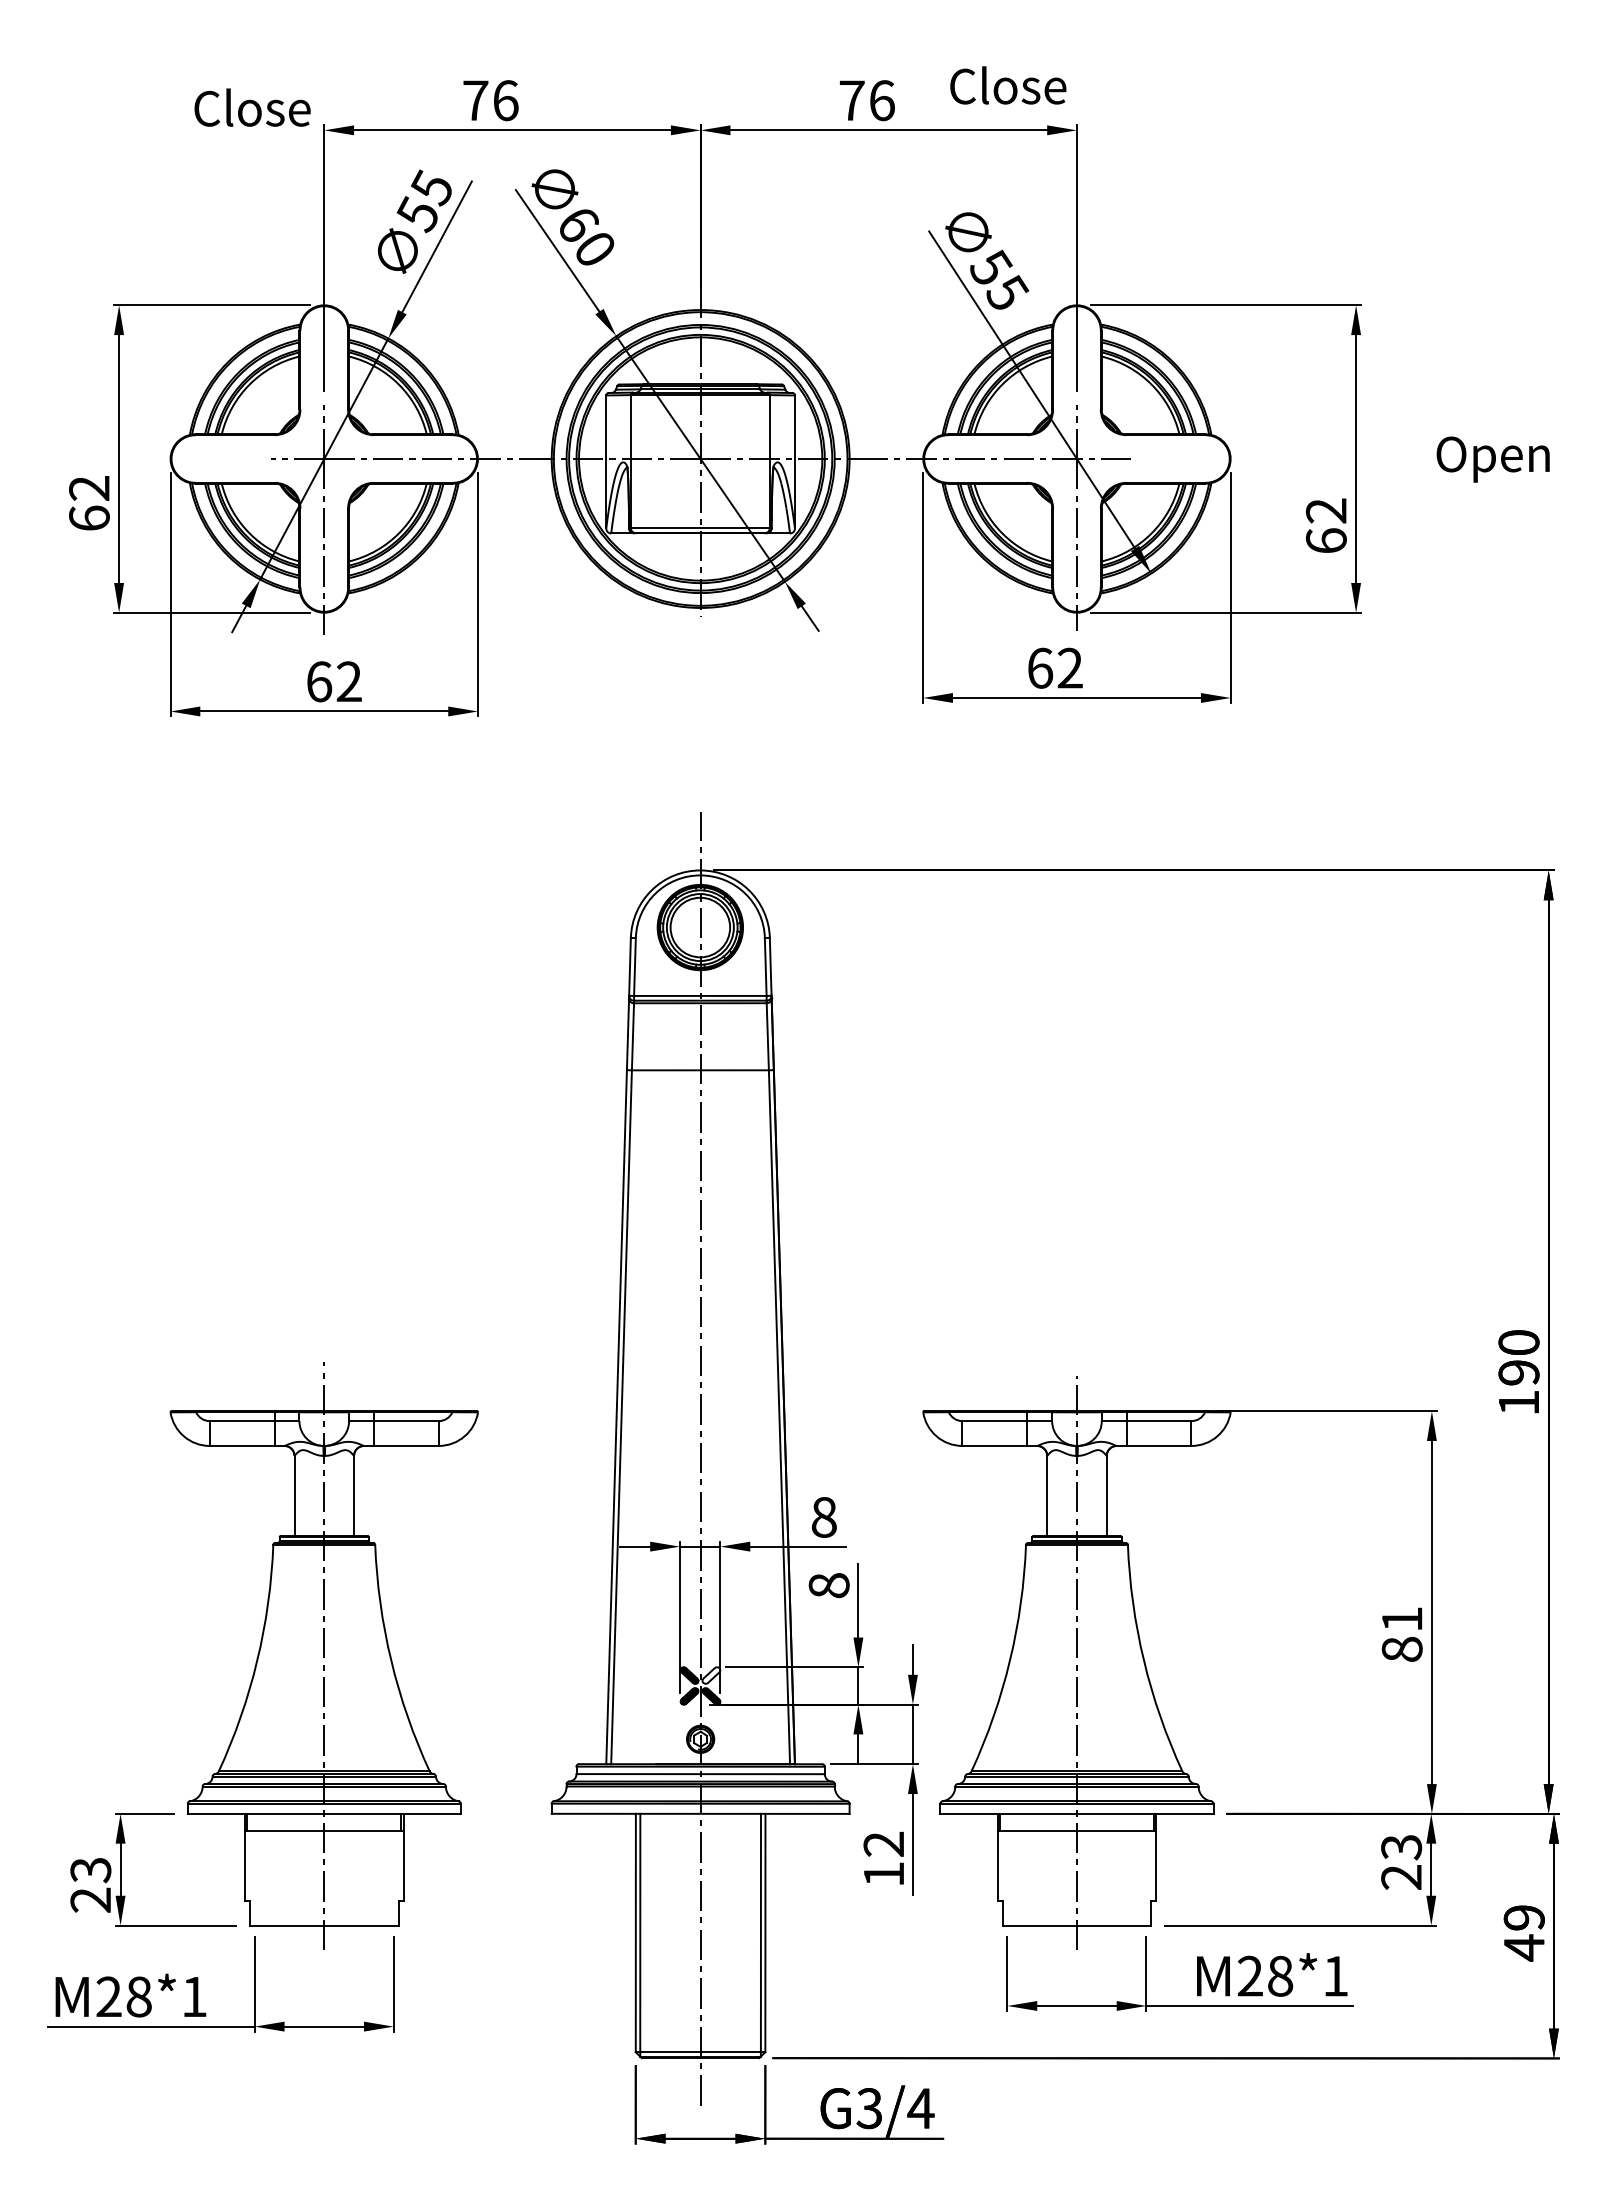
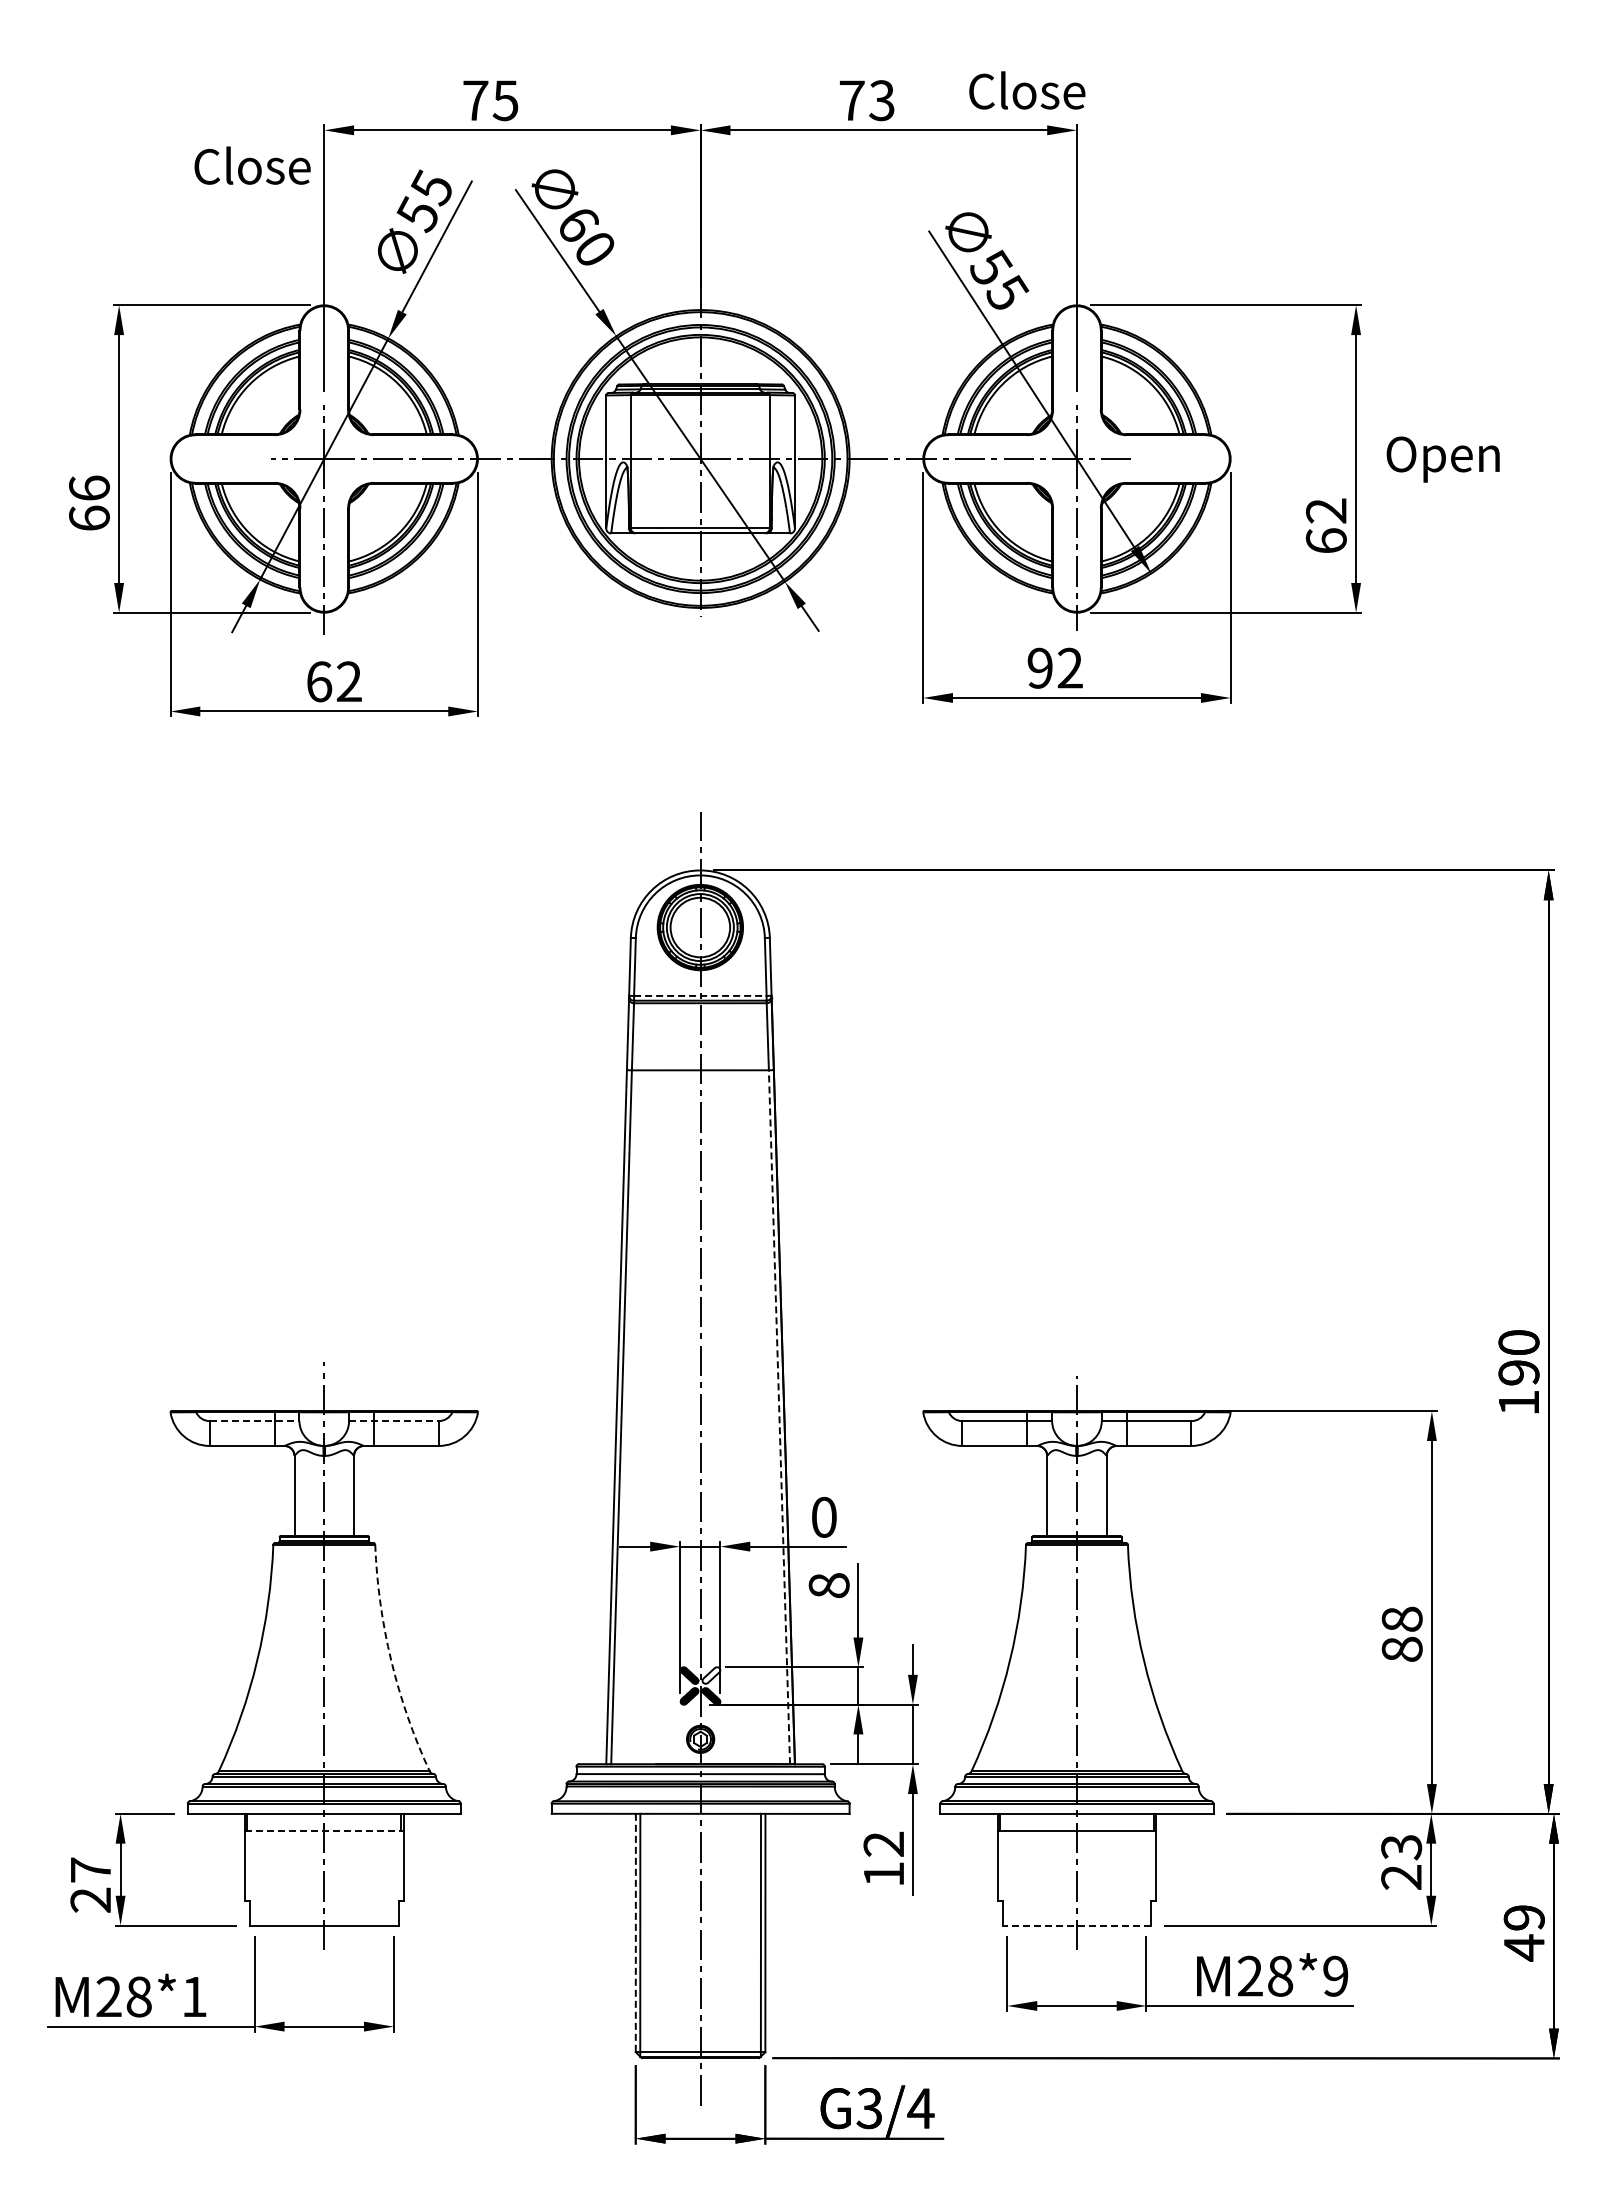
text position: (1008, 85) -> (1027, 90) (1027, 90)
text: 76 -> 75 (505, 100)
text: 76 -> 73 (881, 100)
text position: (252, 107) -> (252, 165) (252, 165)
text position: (1492, 459) -> (1442, 459) (1442, 459)
text: 62 -> 66 (89, 487)
text: 62 -> 92 (1040, 667)
line: solid -> dashed (700, 995)
line: solid -> dashed (779, 1416)
line: solid -> dashed (254, 1421)
line: solid -> dashed (393, 1421)
text: 8 -> 0 (823, 1516)
text: 81 -> 88 (1401, 1618)
arc: solid -> dashed (391, 1660)
line: solid -> dashed (324, 1831)
text: 23 -> 27 (90, 1870)
line: solid -> dashed (1076, 1925)
line: solid -> dashed (635, 1933)
text: M28*1 -> M28*9 (1335, 1975)
